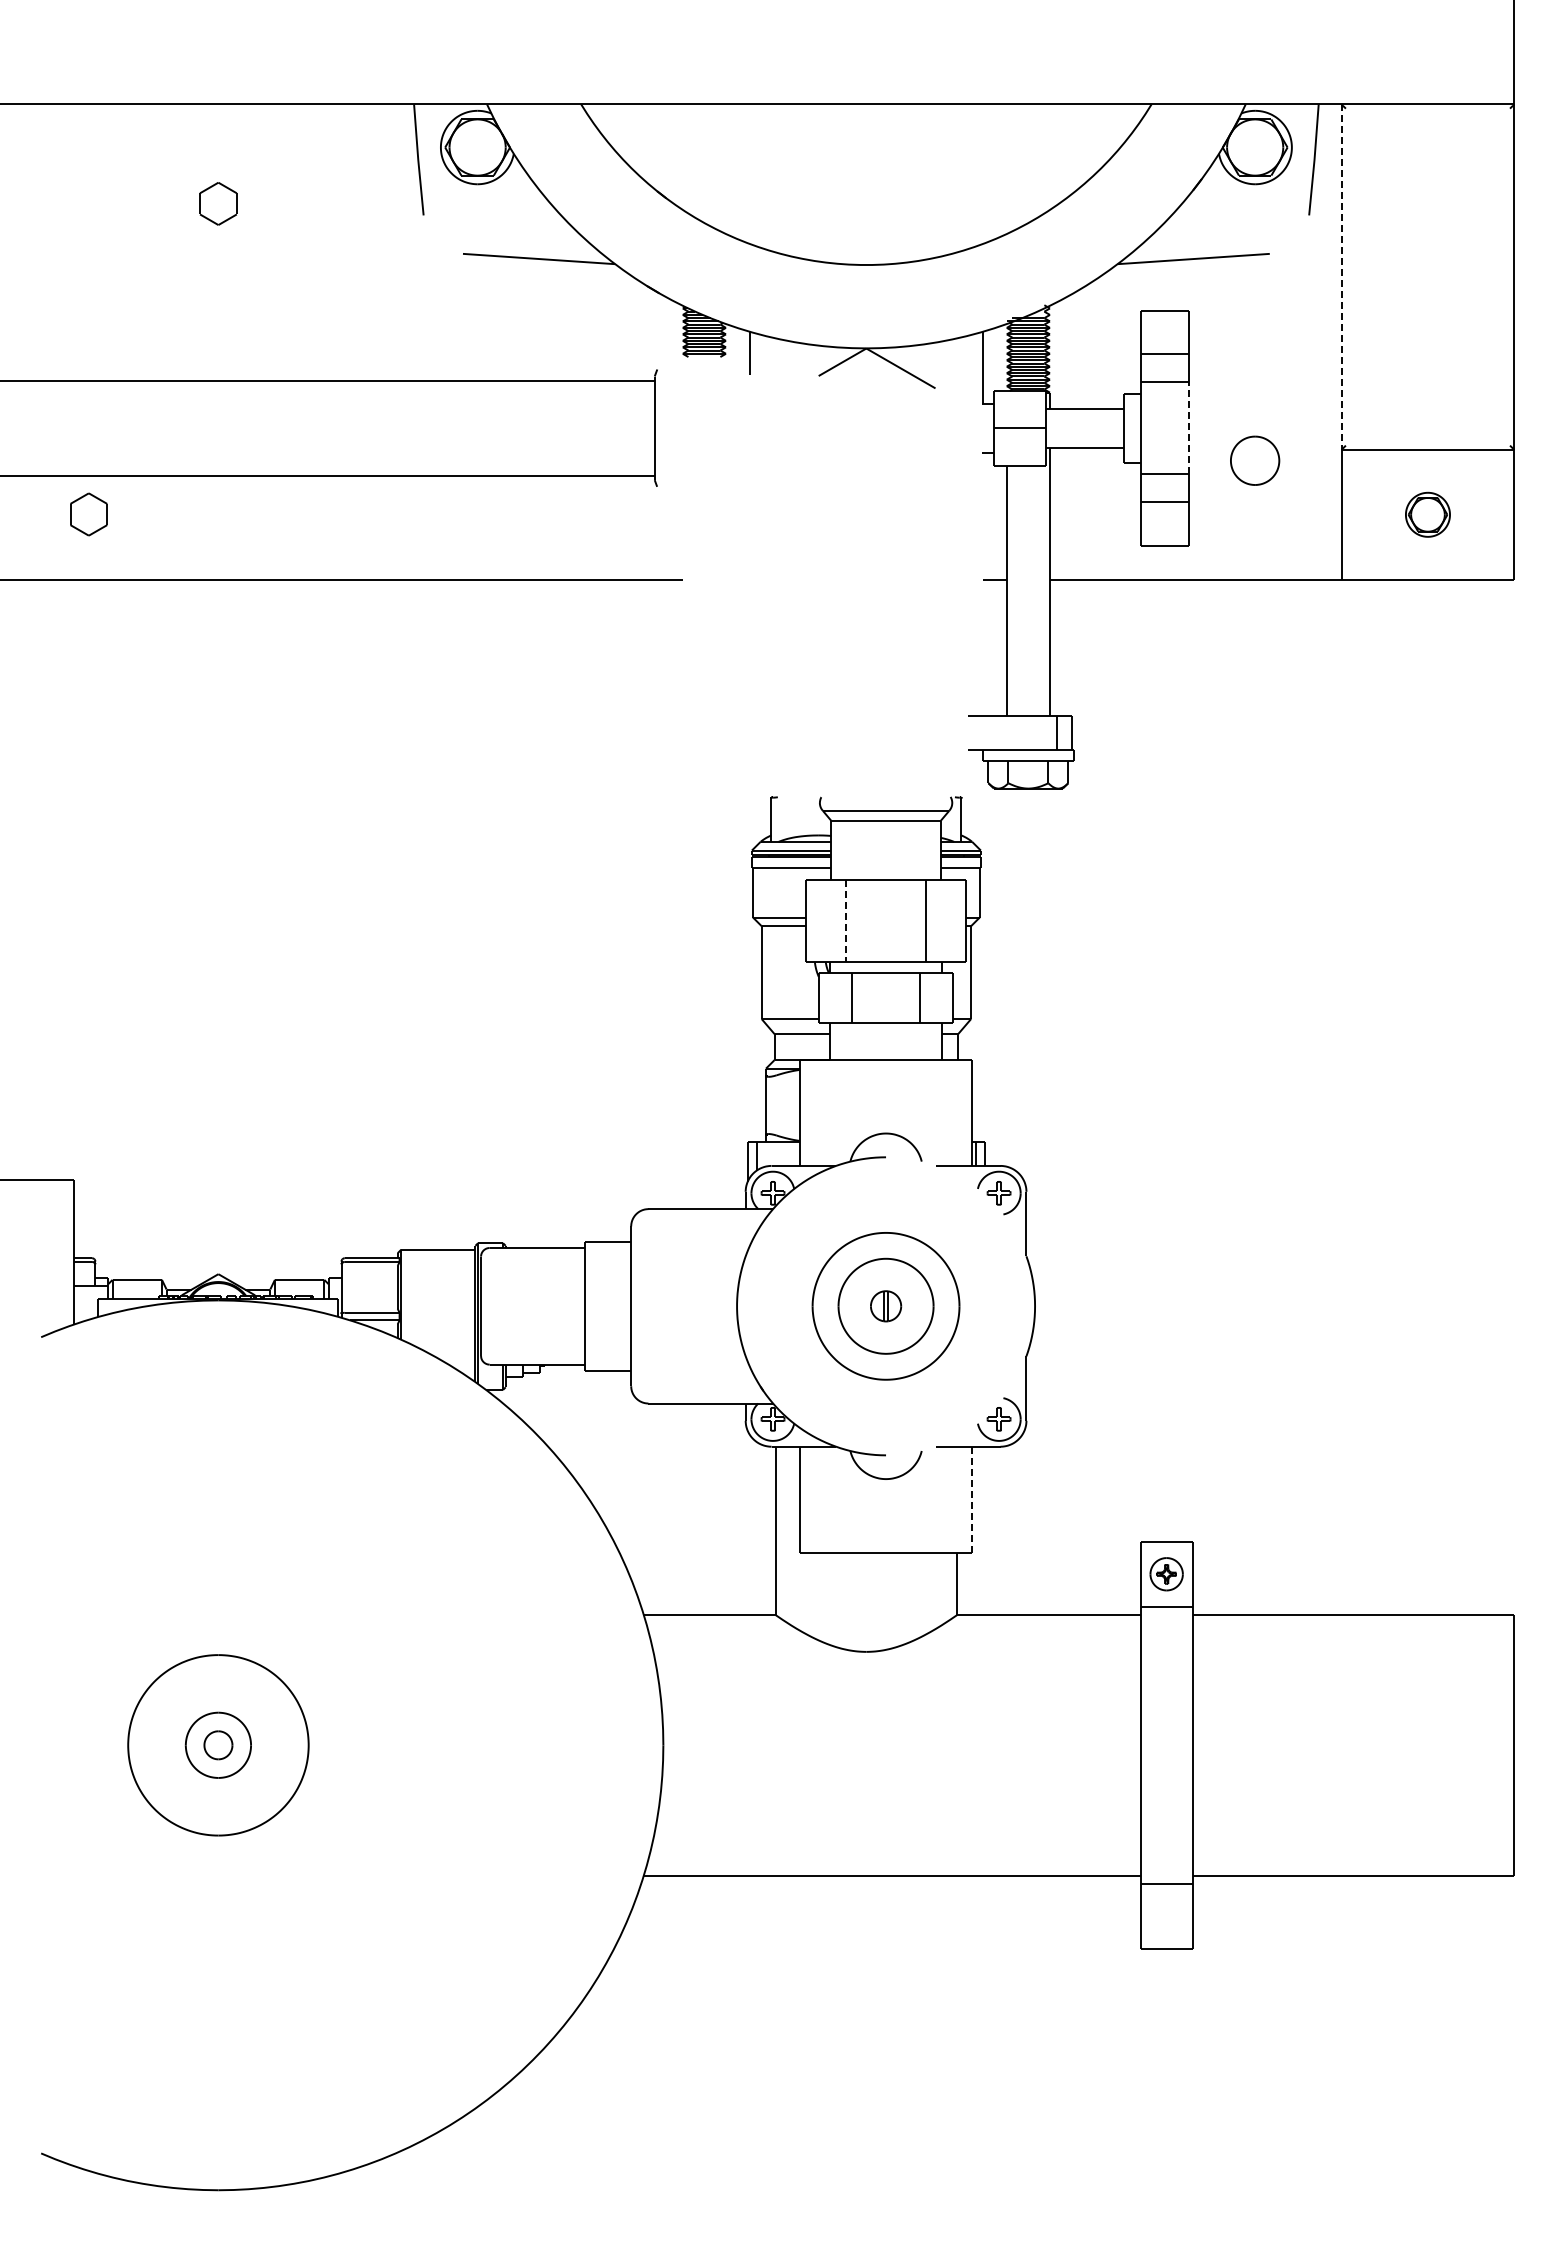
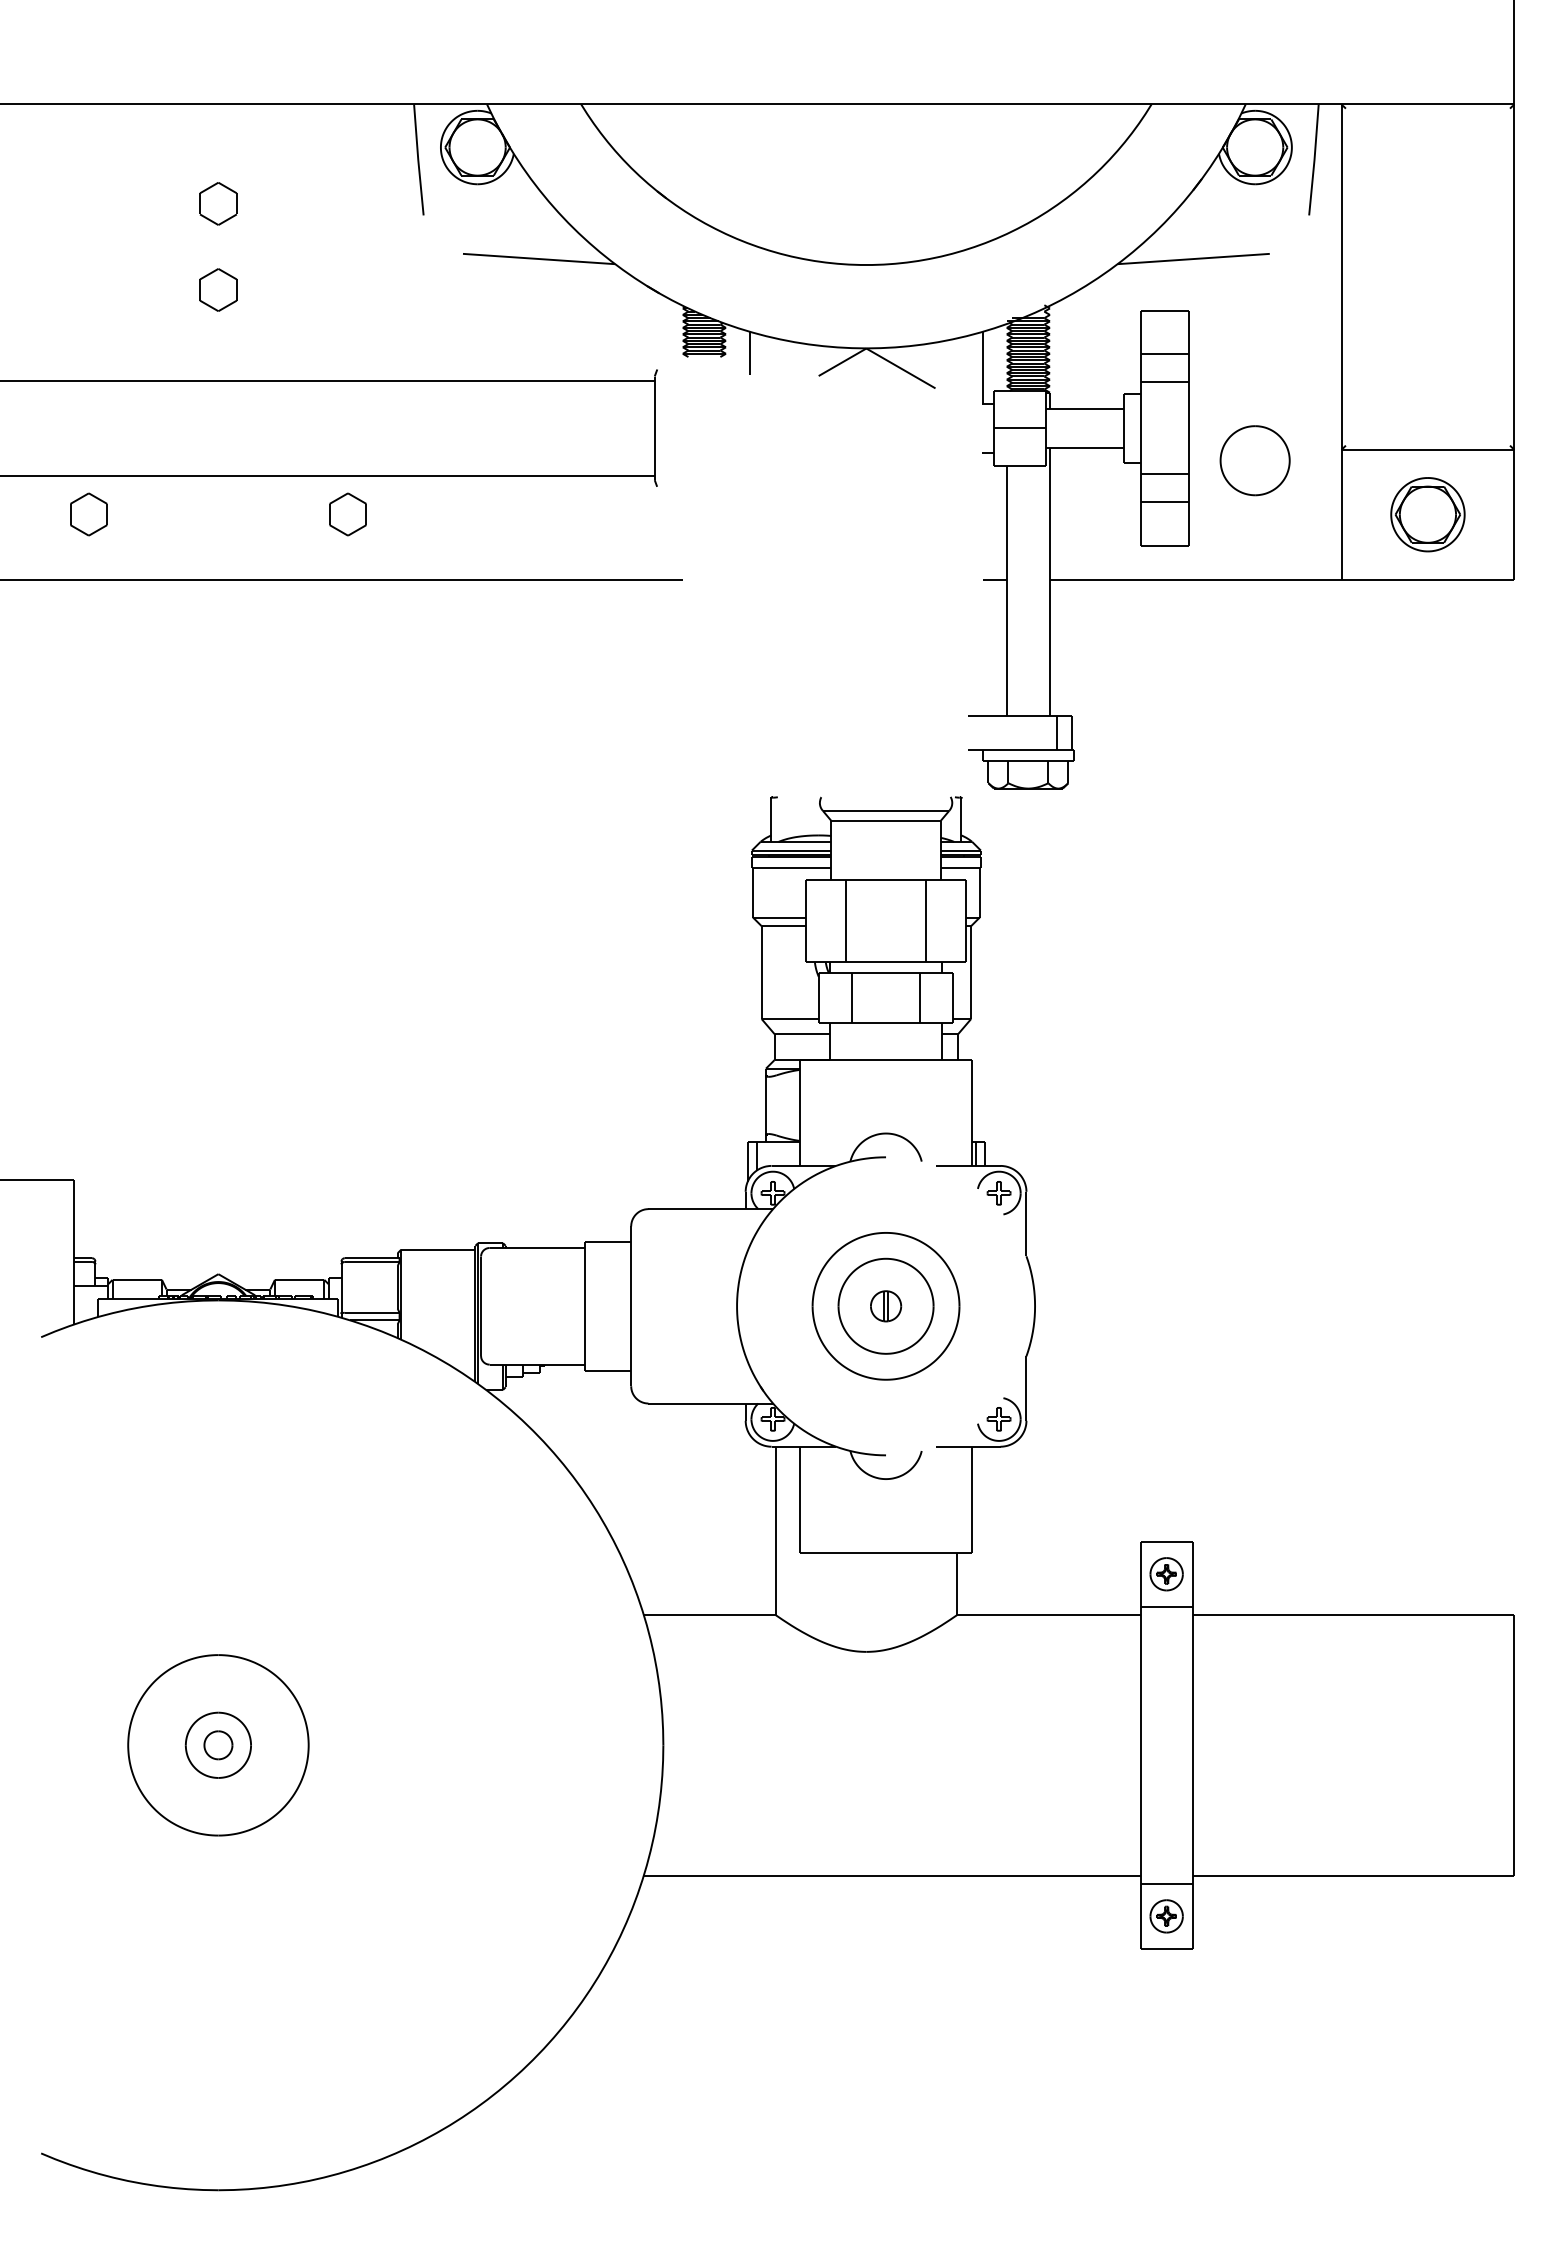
line: dashed -> solid (1341, 277)
part: none -> present (218, 289)
line: dashed -> solid (1188, 427)
part size: 51x51 px -> 72x72 px (1254, 460)
part: none -> present (347, 514)
part size: 46x47 px -> 76x76 px (1427, 514)
line: dashed -> solid (846, 921)
line: dashed -> solid (972, 1499)
part: none -> present (1166, 1916)
